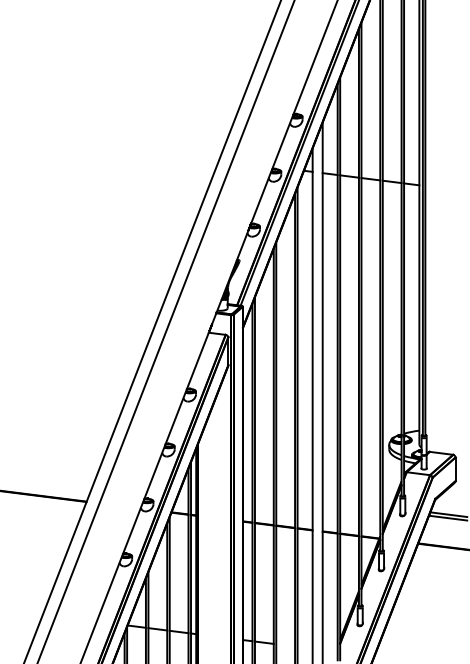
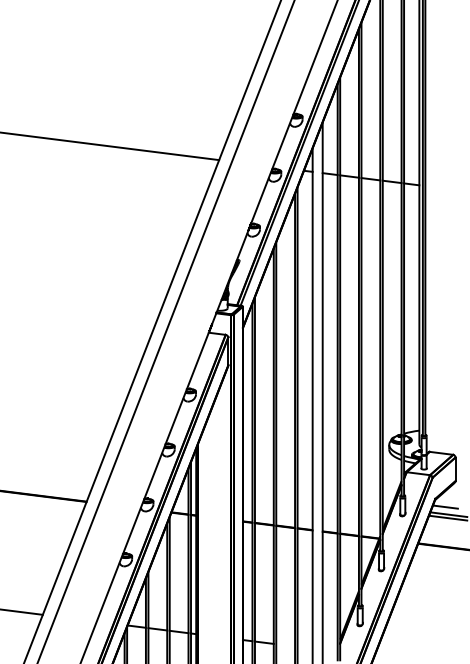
line: none -> present (110, 146)
line: none -> present (445, 506)
line: none -> present (22, 611)
